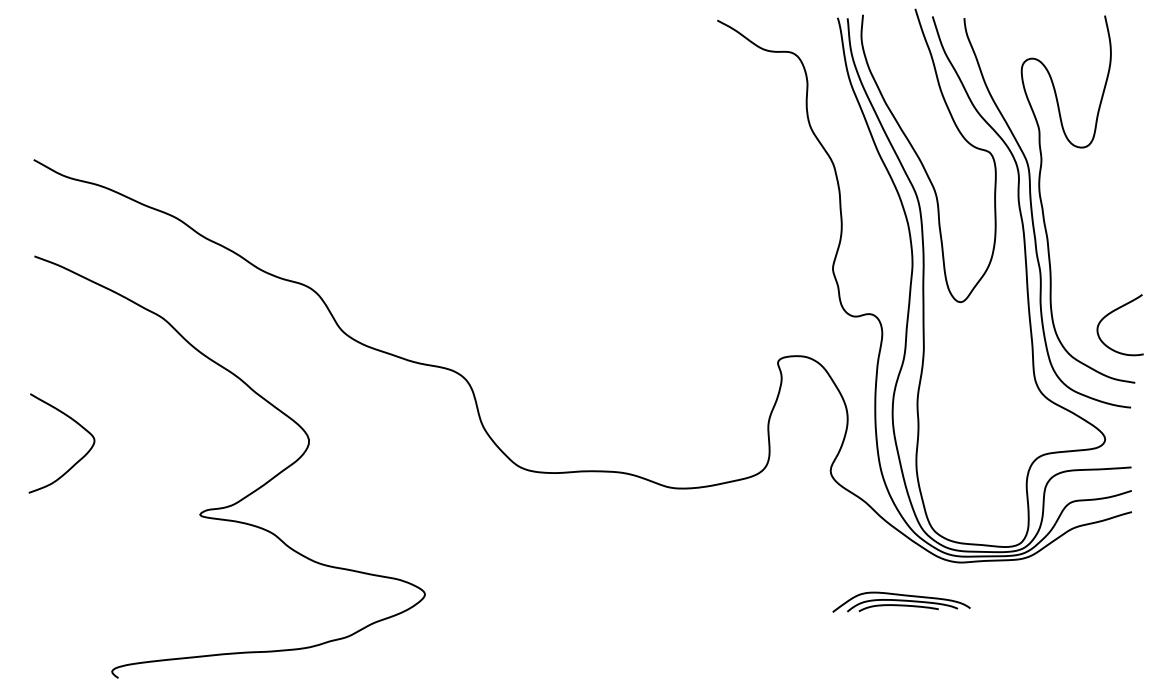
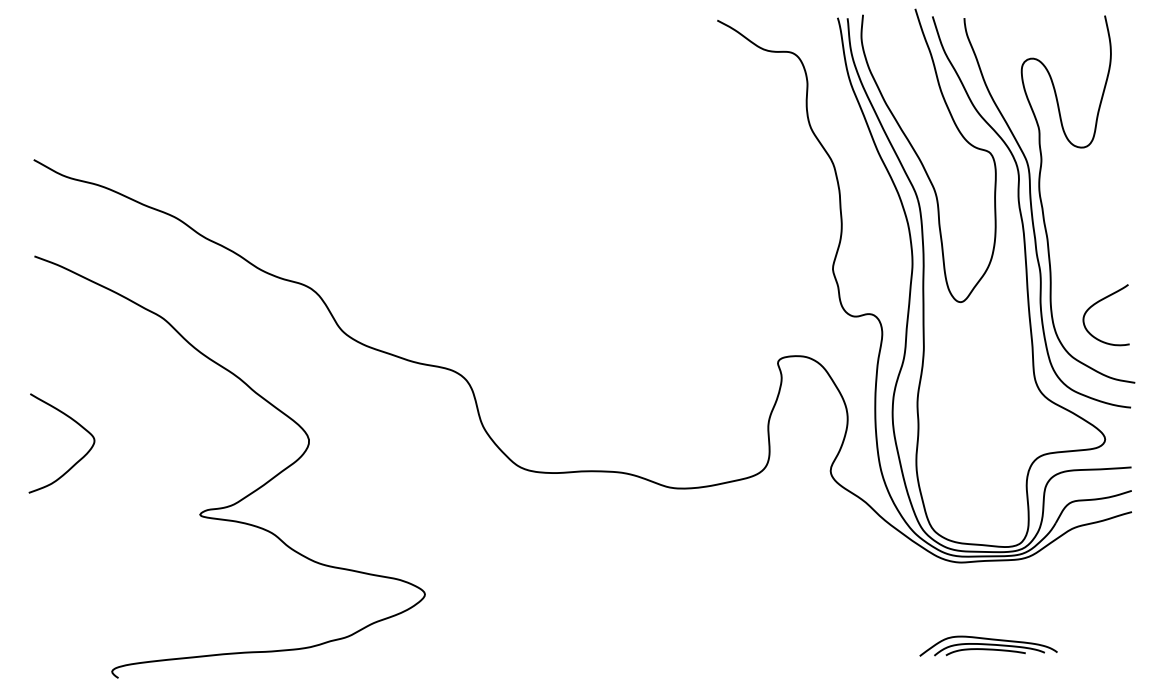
curve position: (1113, 312) -> (1099, 302) (1099, 302)
part position: (901, 601) -> (988, 645) (988, 645)
